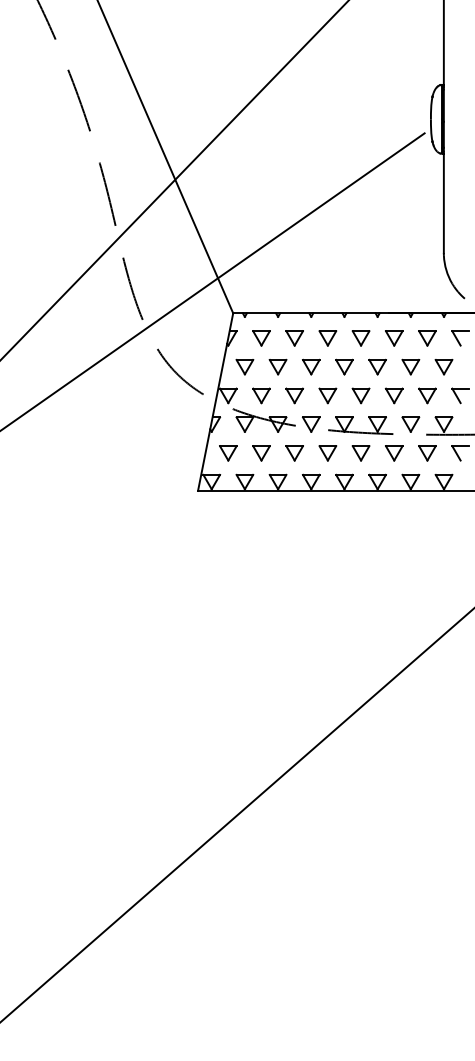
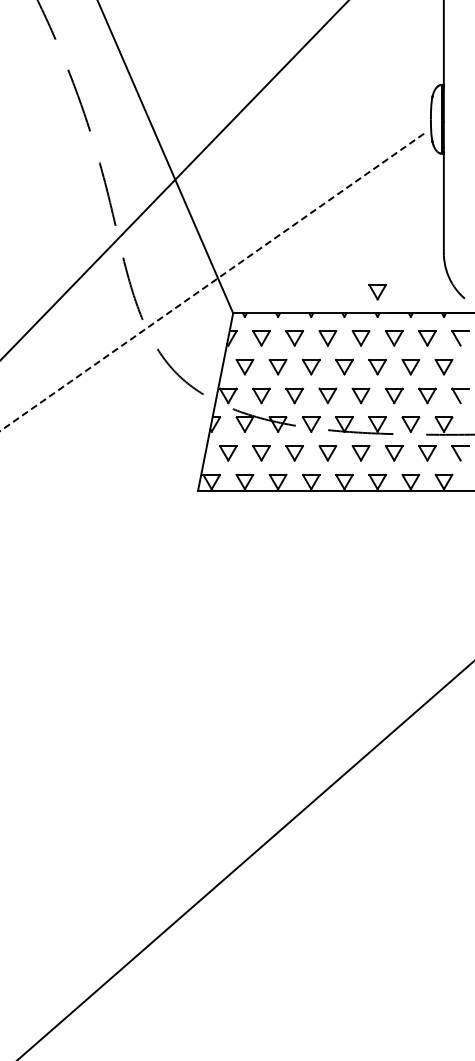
line: solid -> dashed (212, 282)
part: none -> present (377, 291)
line position: (236, 815) -> (245, 860) (245, 860)
